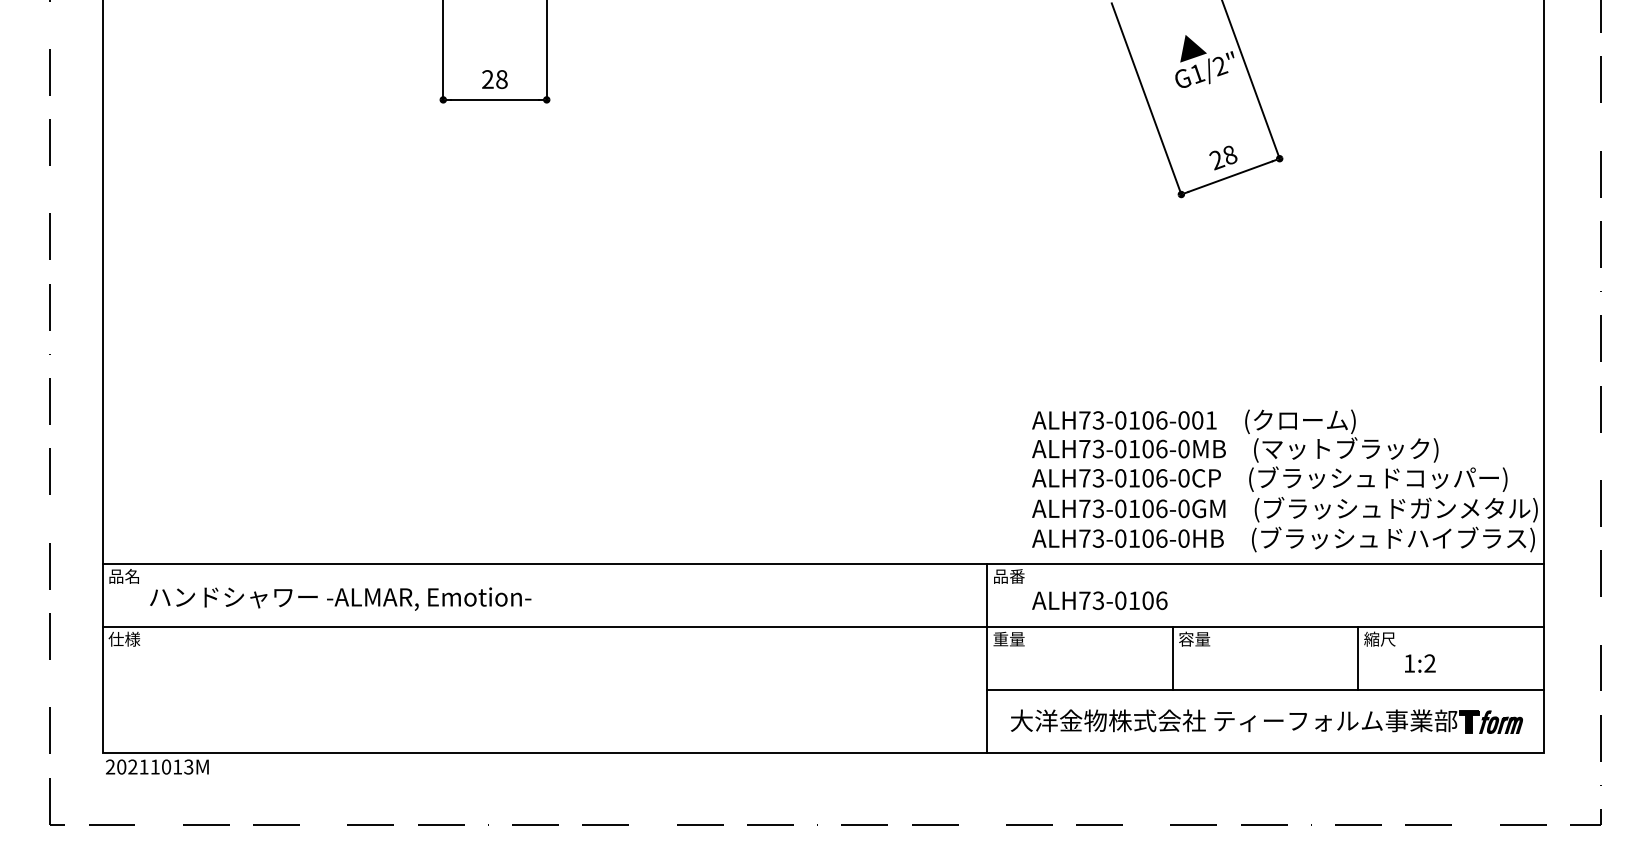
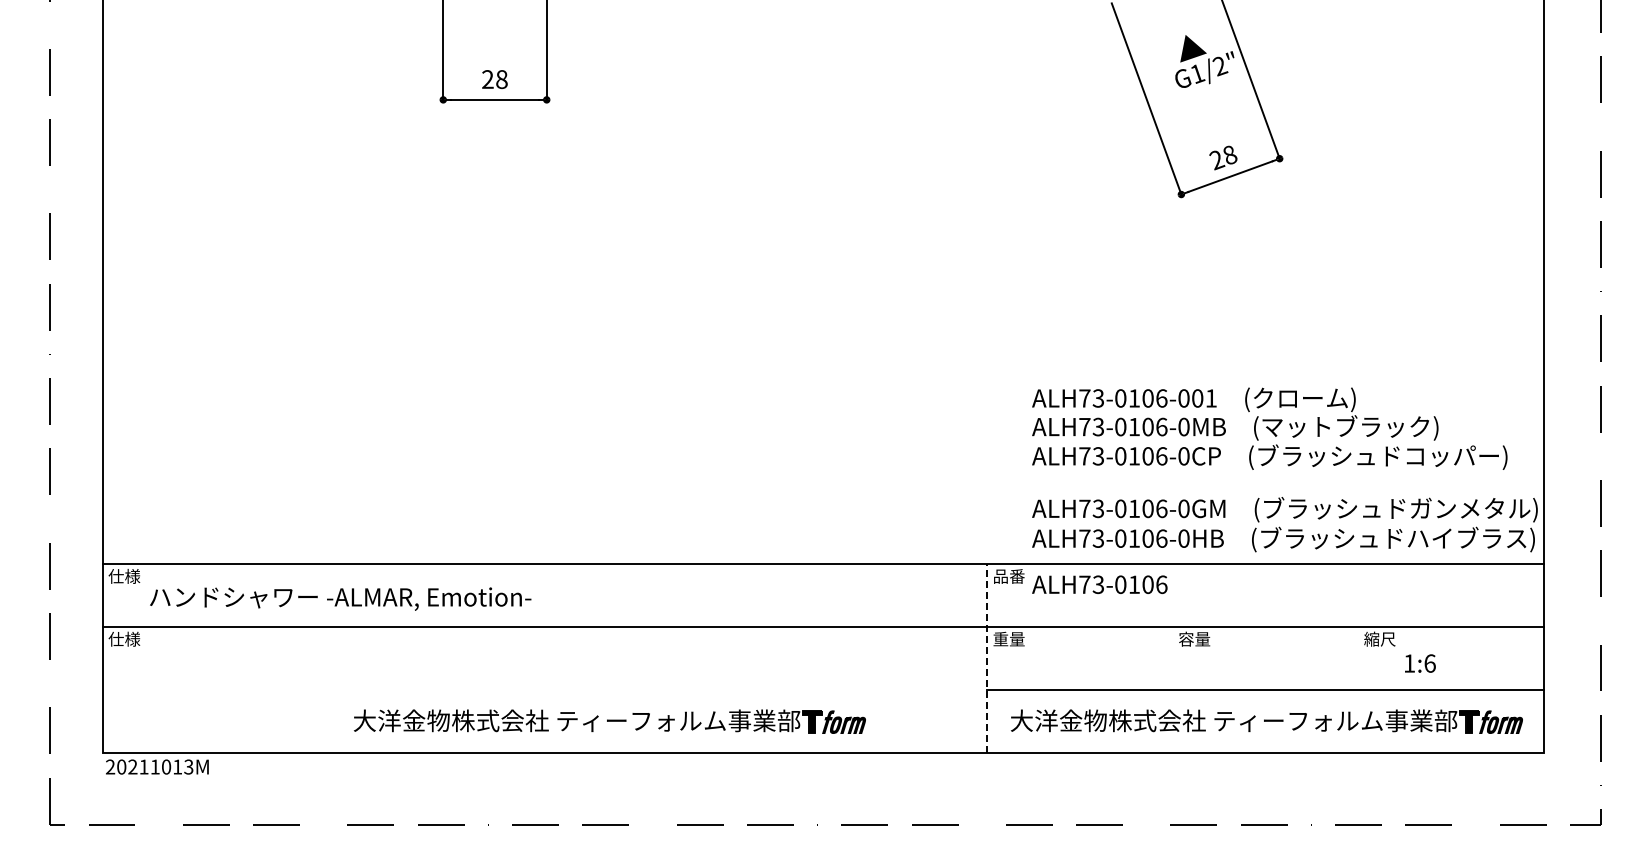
text position: (1269, 450) -> (1269, 428) (1269, 428)
text: 品名 -> 仕様 (124, 575)
text position: (1099, 600) -> (1099, 584) (1099, 584)
line: solid -> dashed (987, 658)
line: present -> none (1172, 658)
line: present -> none (1358, 658)
text: 1:2 -> 1:6 (1429, 663)
part: none -> present (609, 721)
